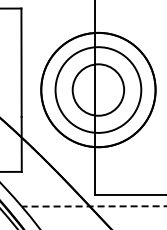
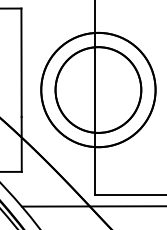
circle diameter: 51 px -> 86 px (98, 89)
line: dashed -> solid (93, 206)
